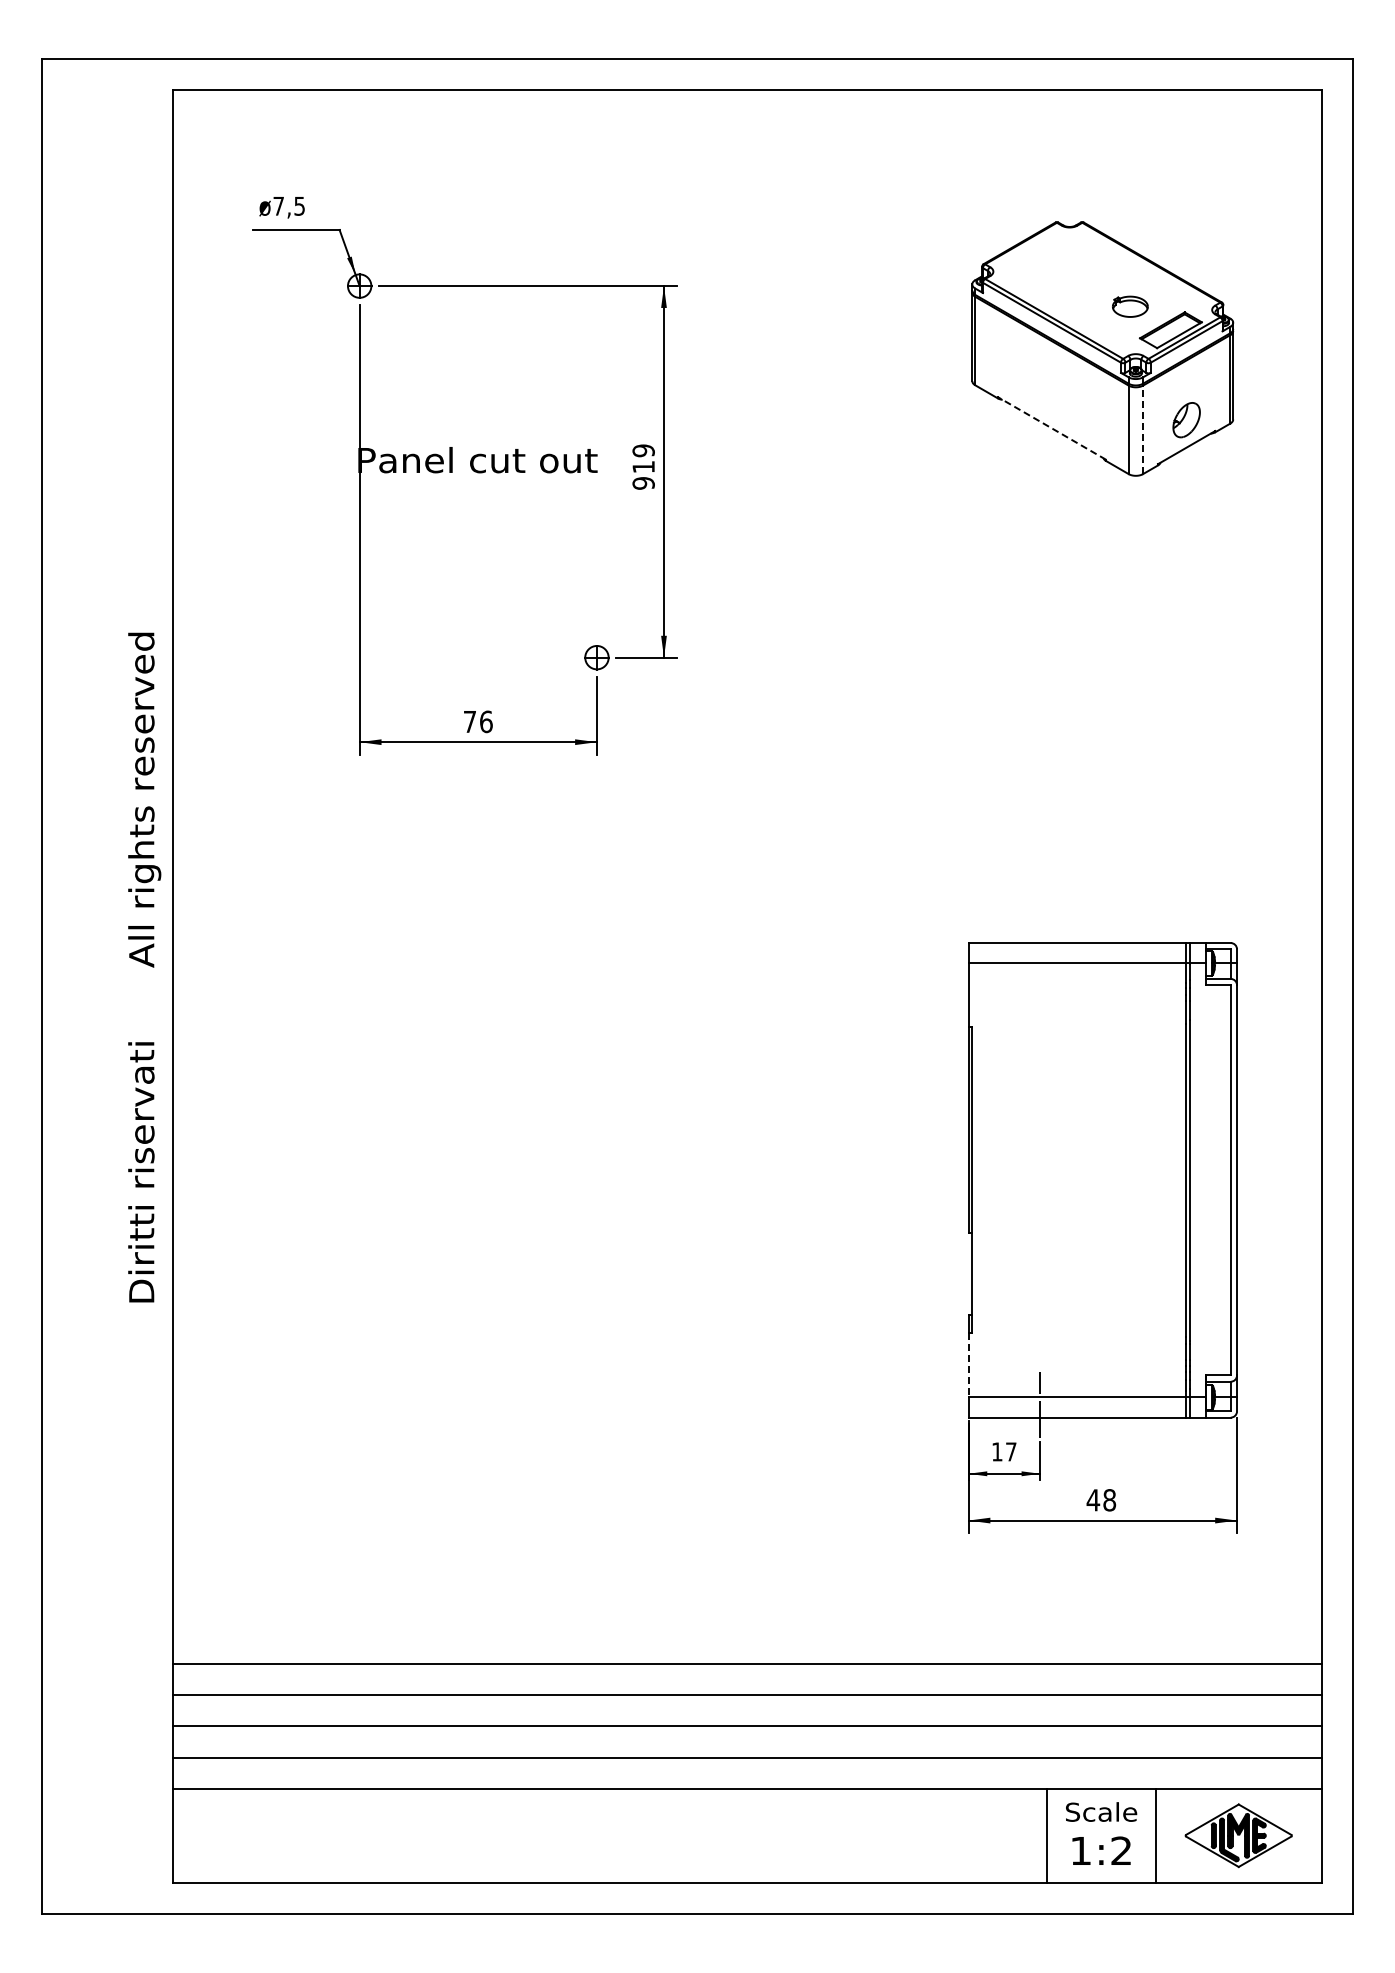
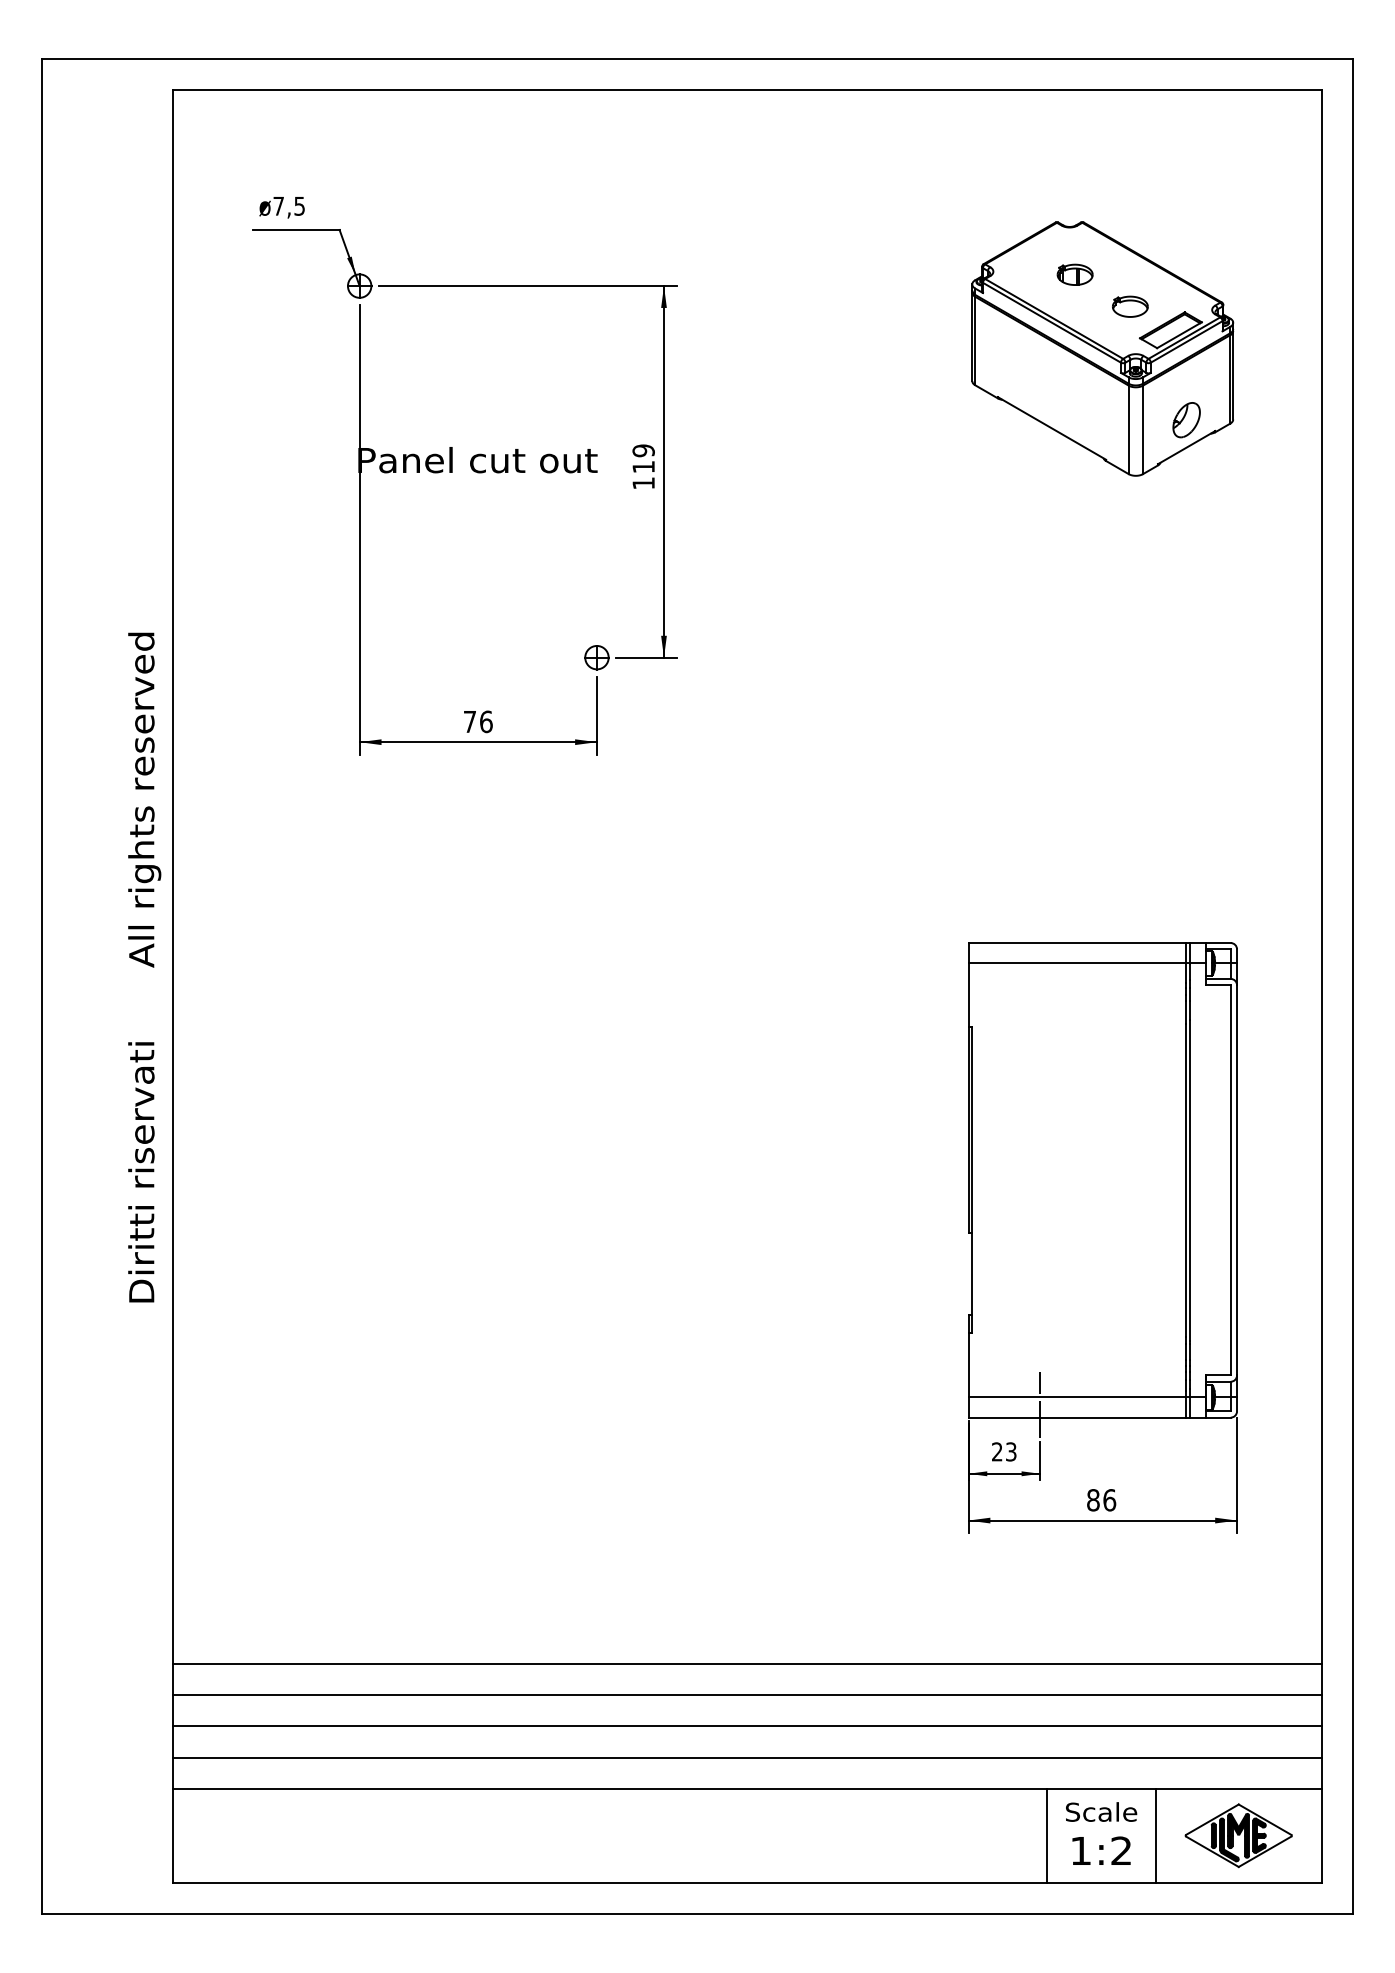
part: none -> present (1074, 274)
line: dashed -> solid (1051, 428)
line: dashed -> solid (1143, 429)
text: 919 -> 119 (643, 483)
line: dashed -> solid (968, 1365)
text: 17 -> 23 (1004, 1451)
text: 48 -> 86 (1101, 1500)
